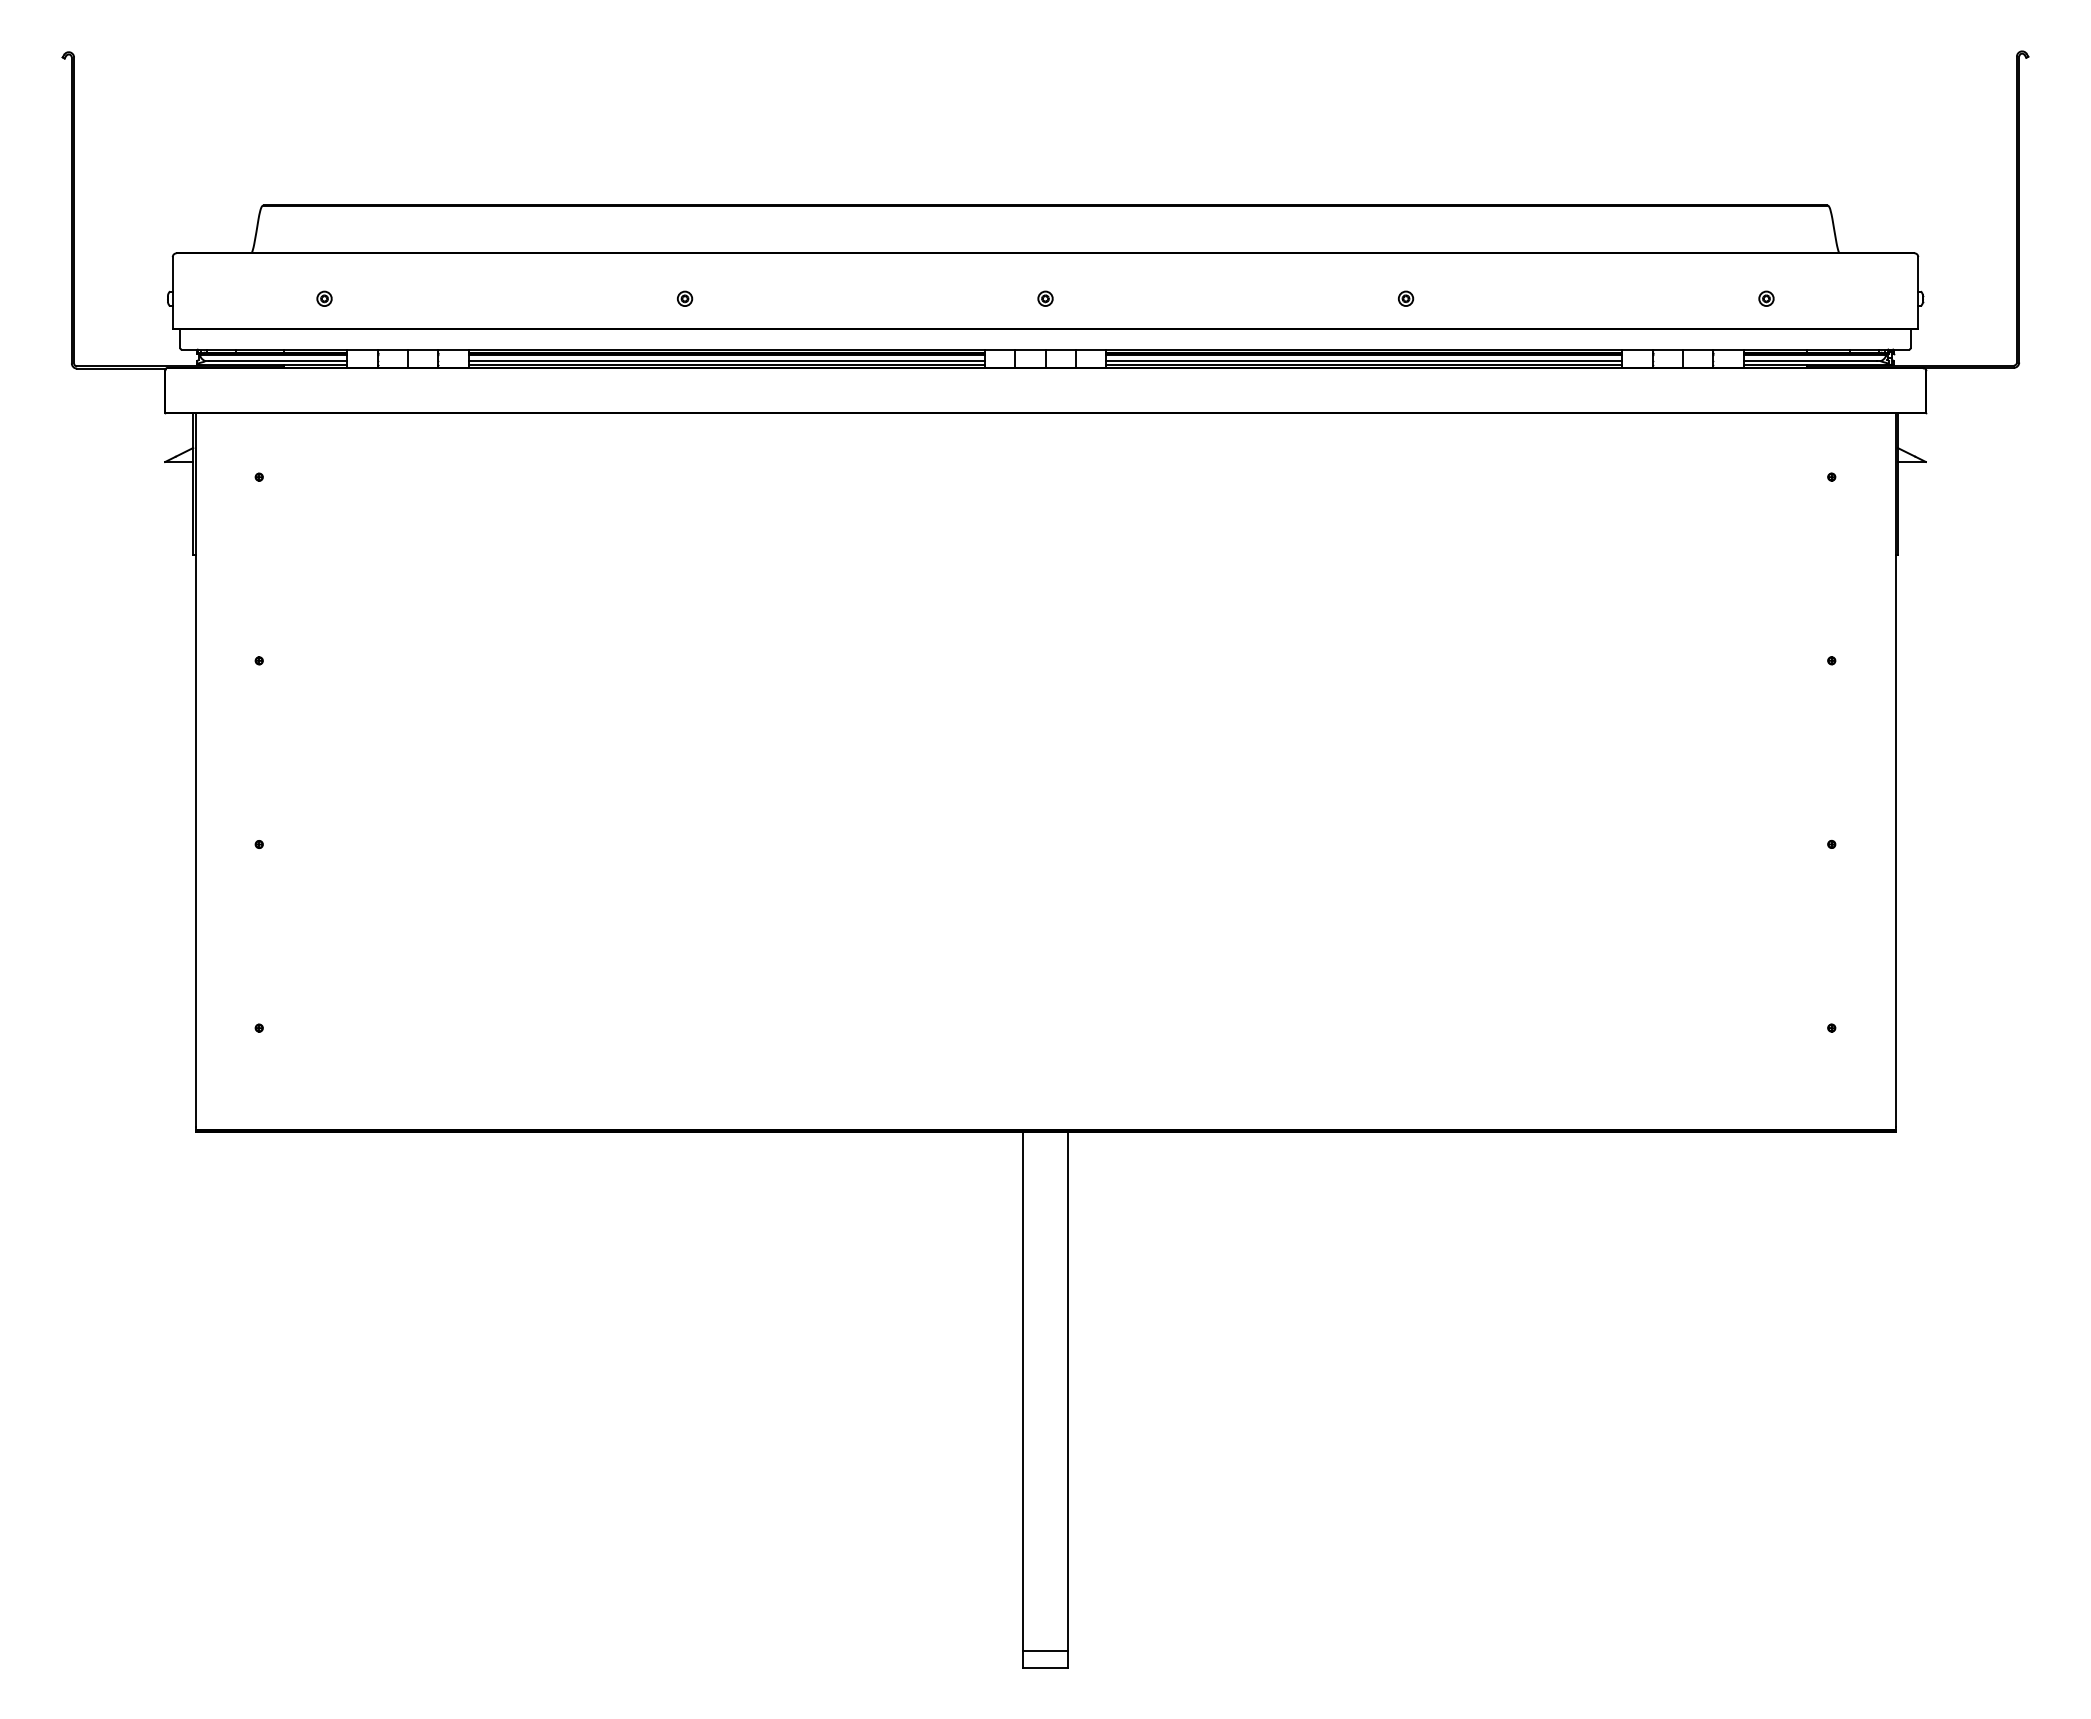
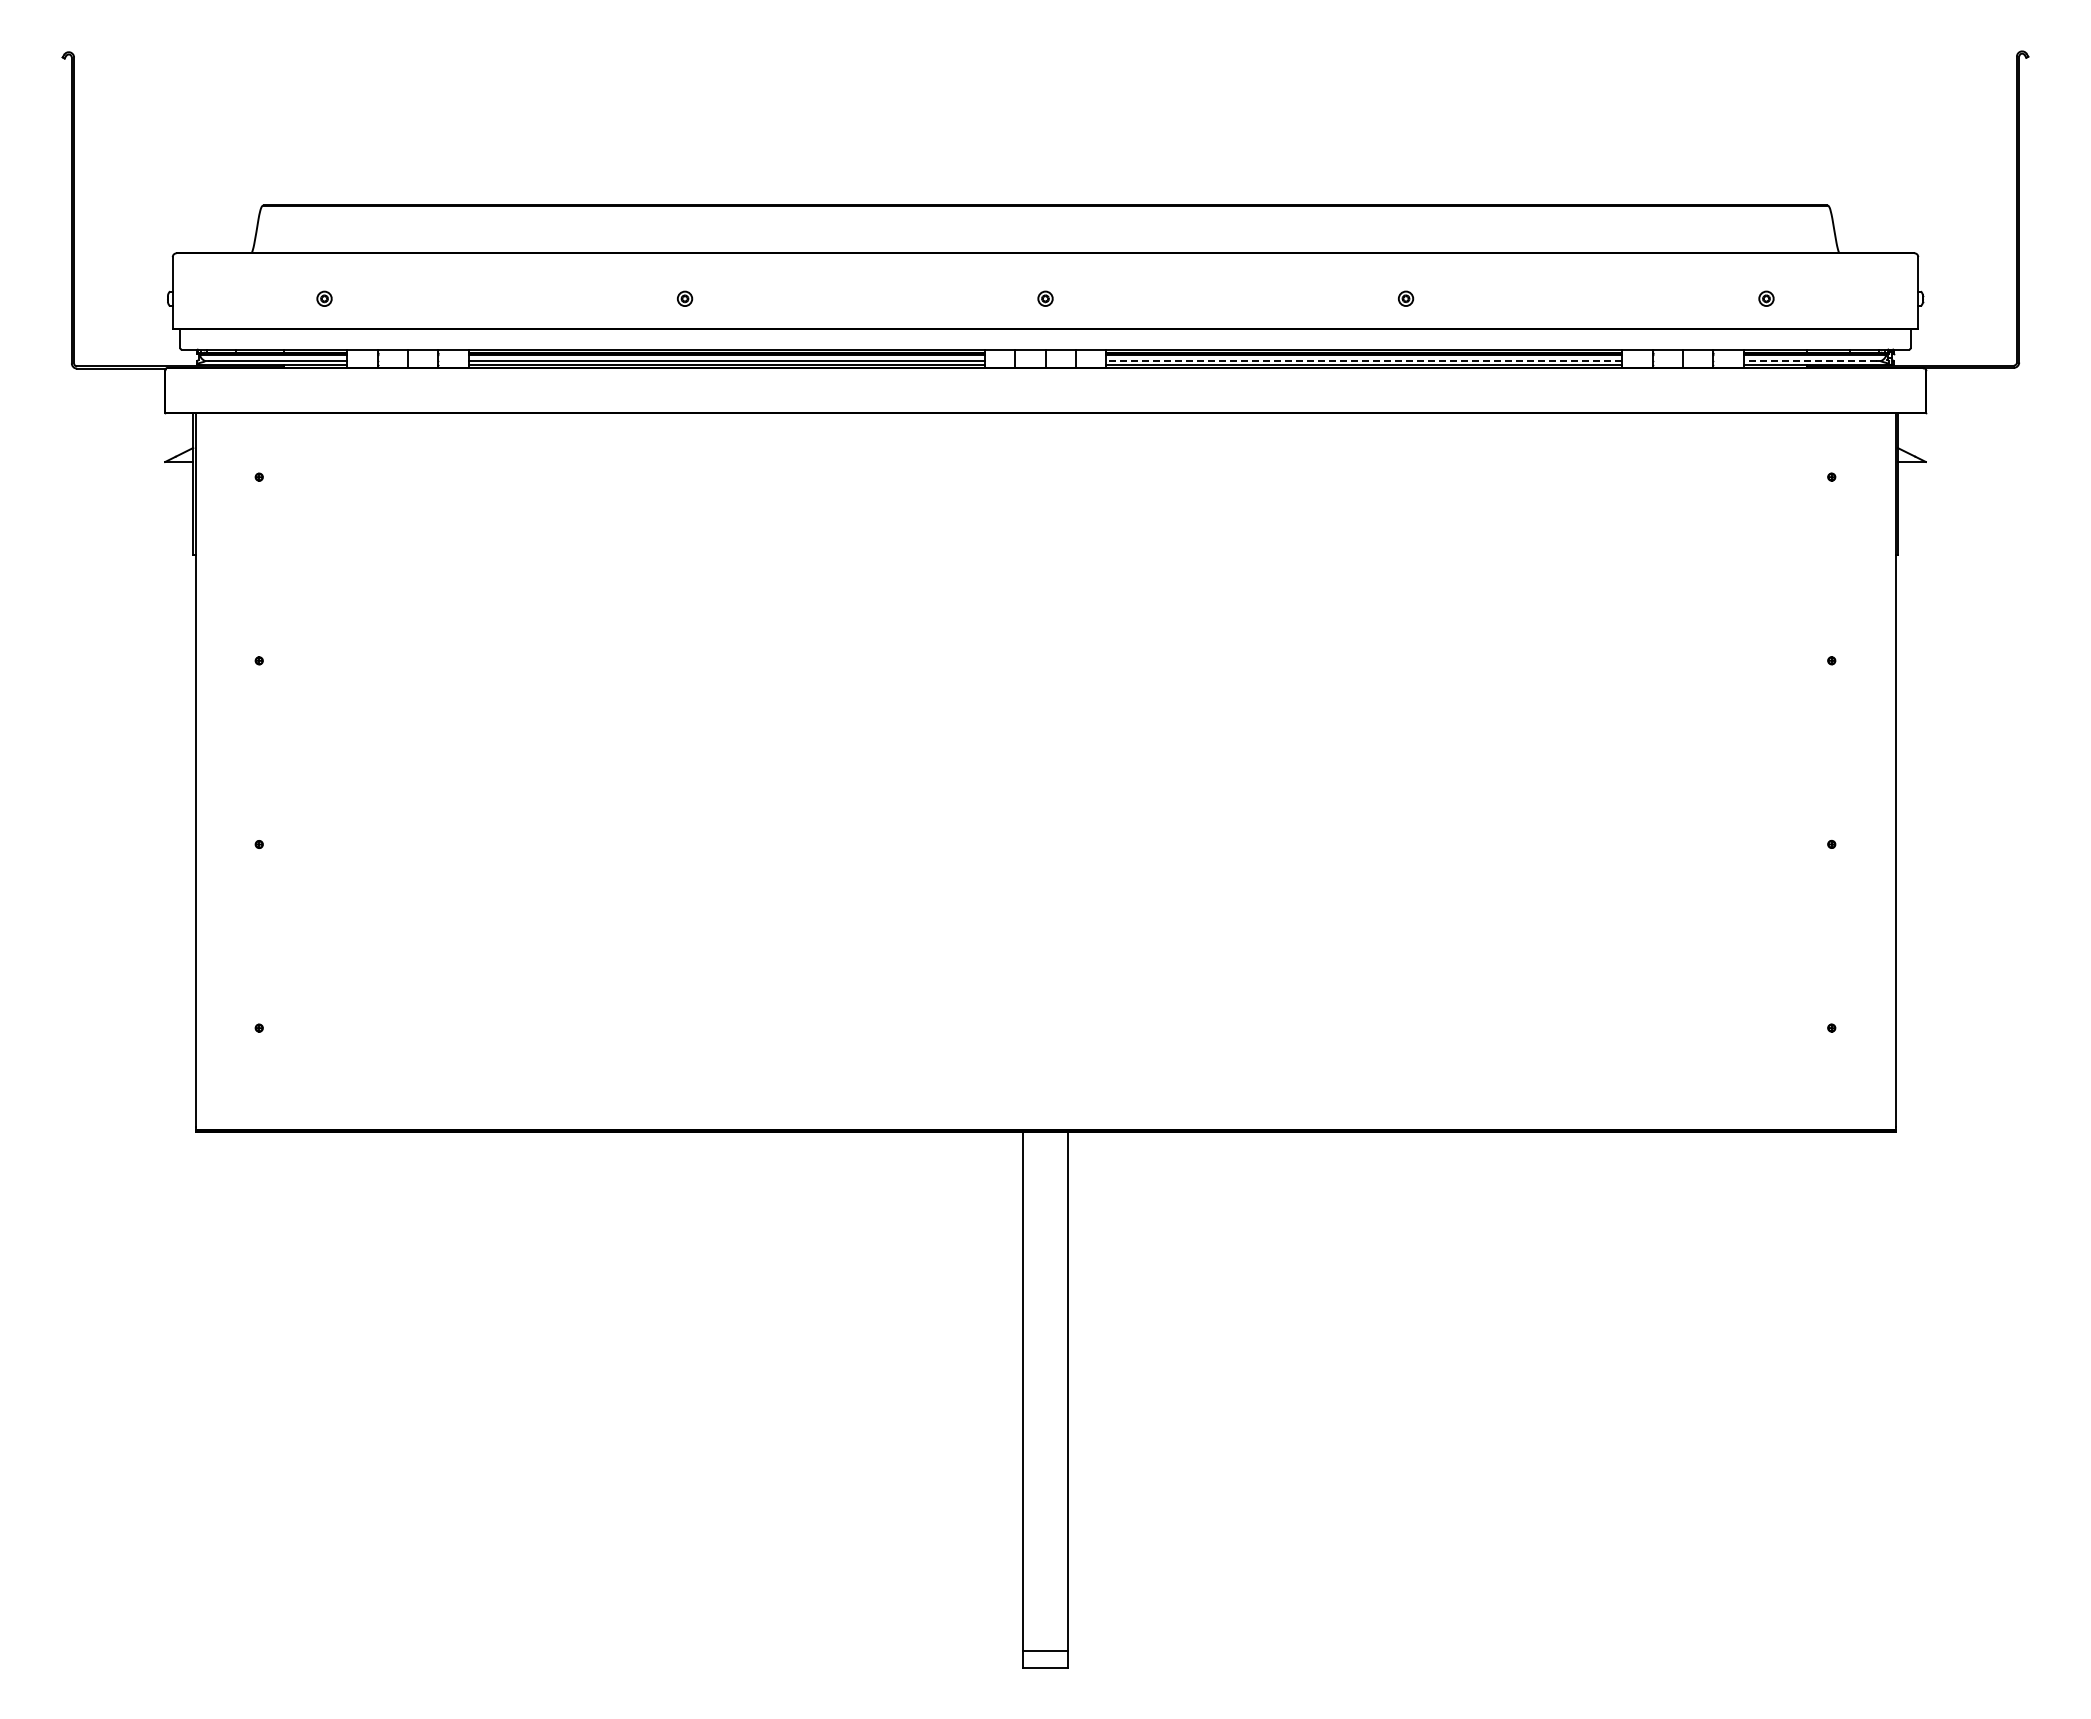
line: solid -> dashed (1363, 360)
line: solid -> dashed (1810, 360)
